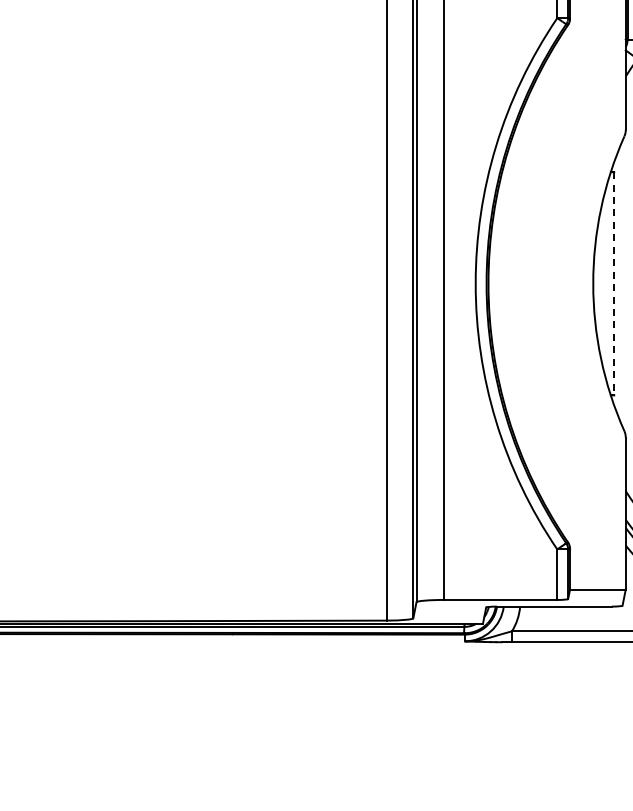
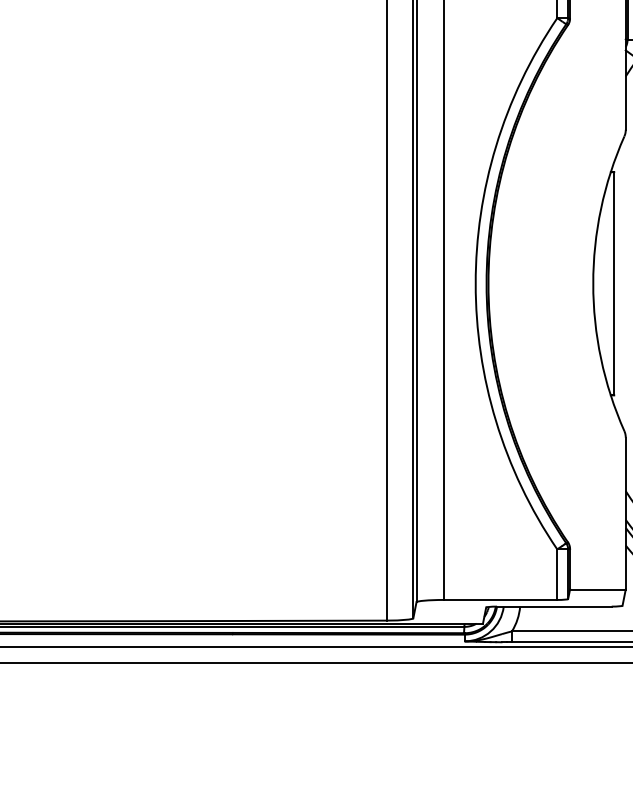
line: dashed -> solid (614, 283)
line: none -> present (315, 647)
line: none -> present (315, 663)
